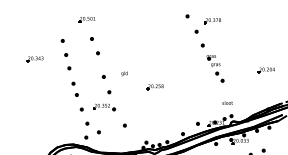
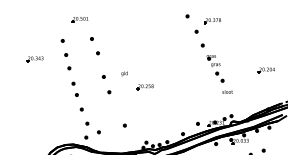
part position: (86, 19) -> (79, 19) (79, 19)
part position: (154, 87) -> (144, 87) (144, 87)
text position: (227, 102) -> (227, 91) (227, 91)
part: present -> none (104, 107)
